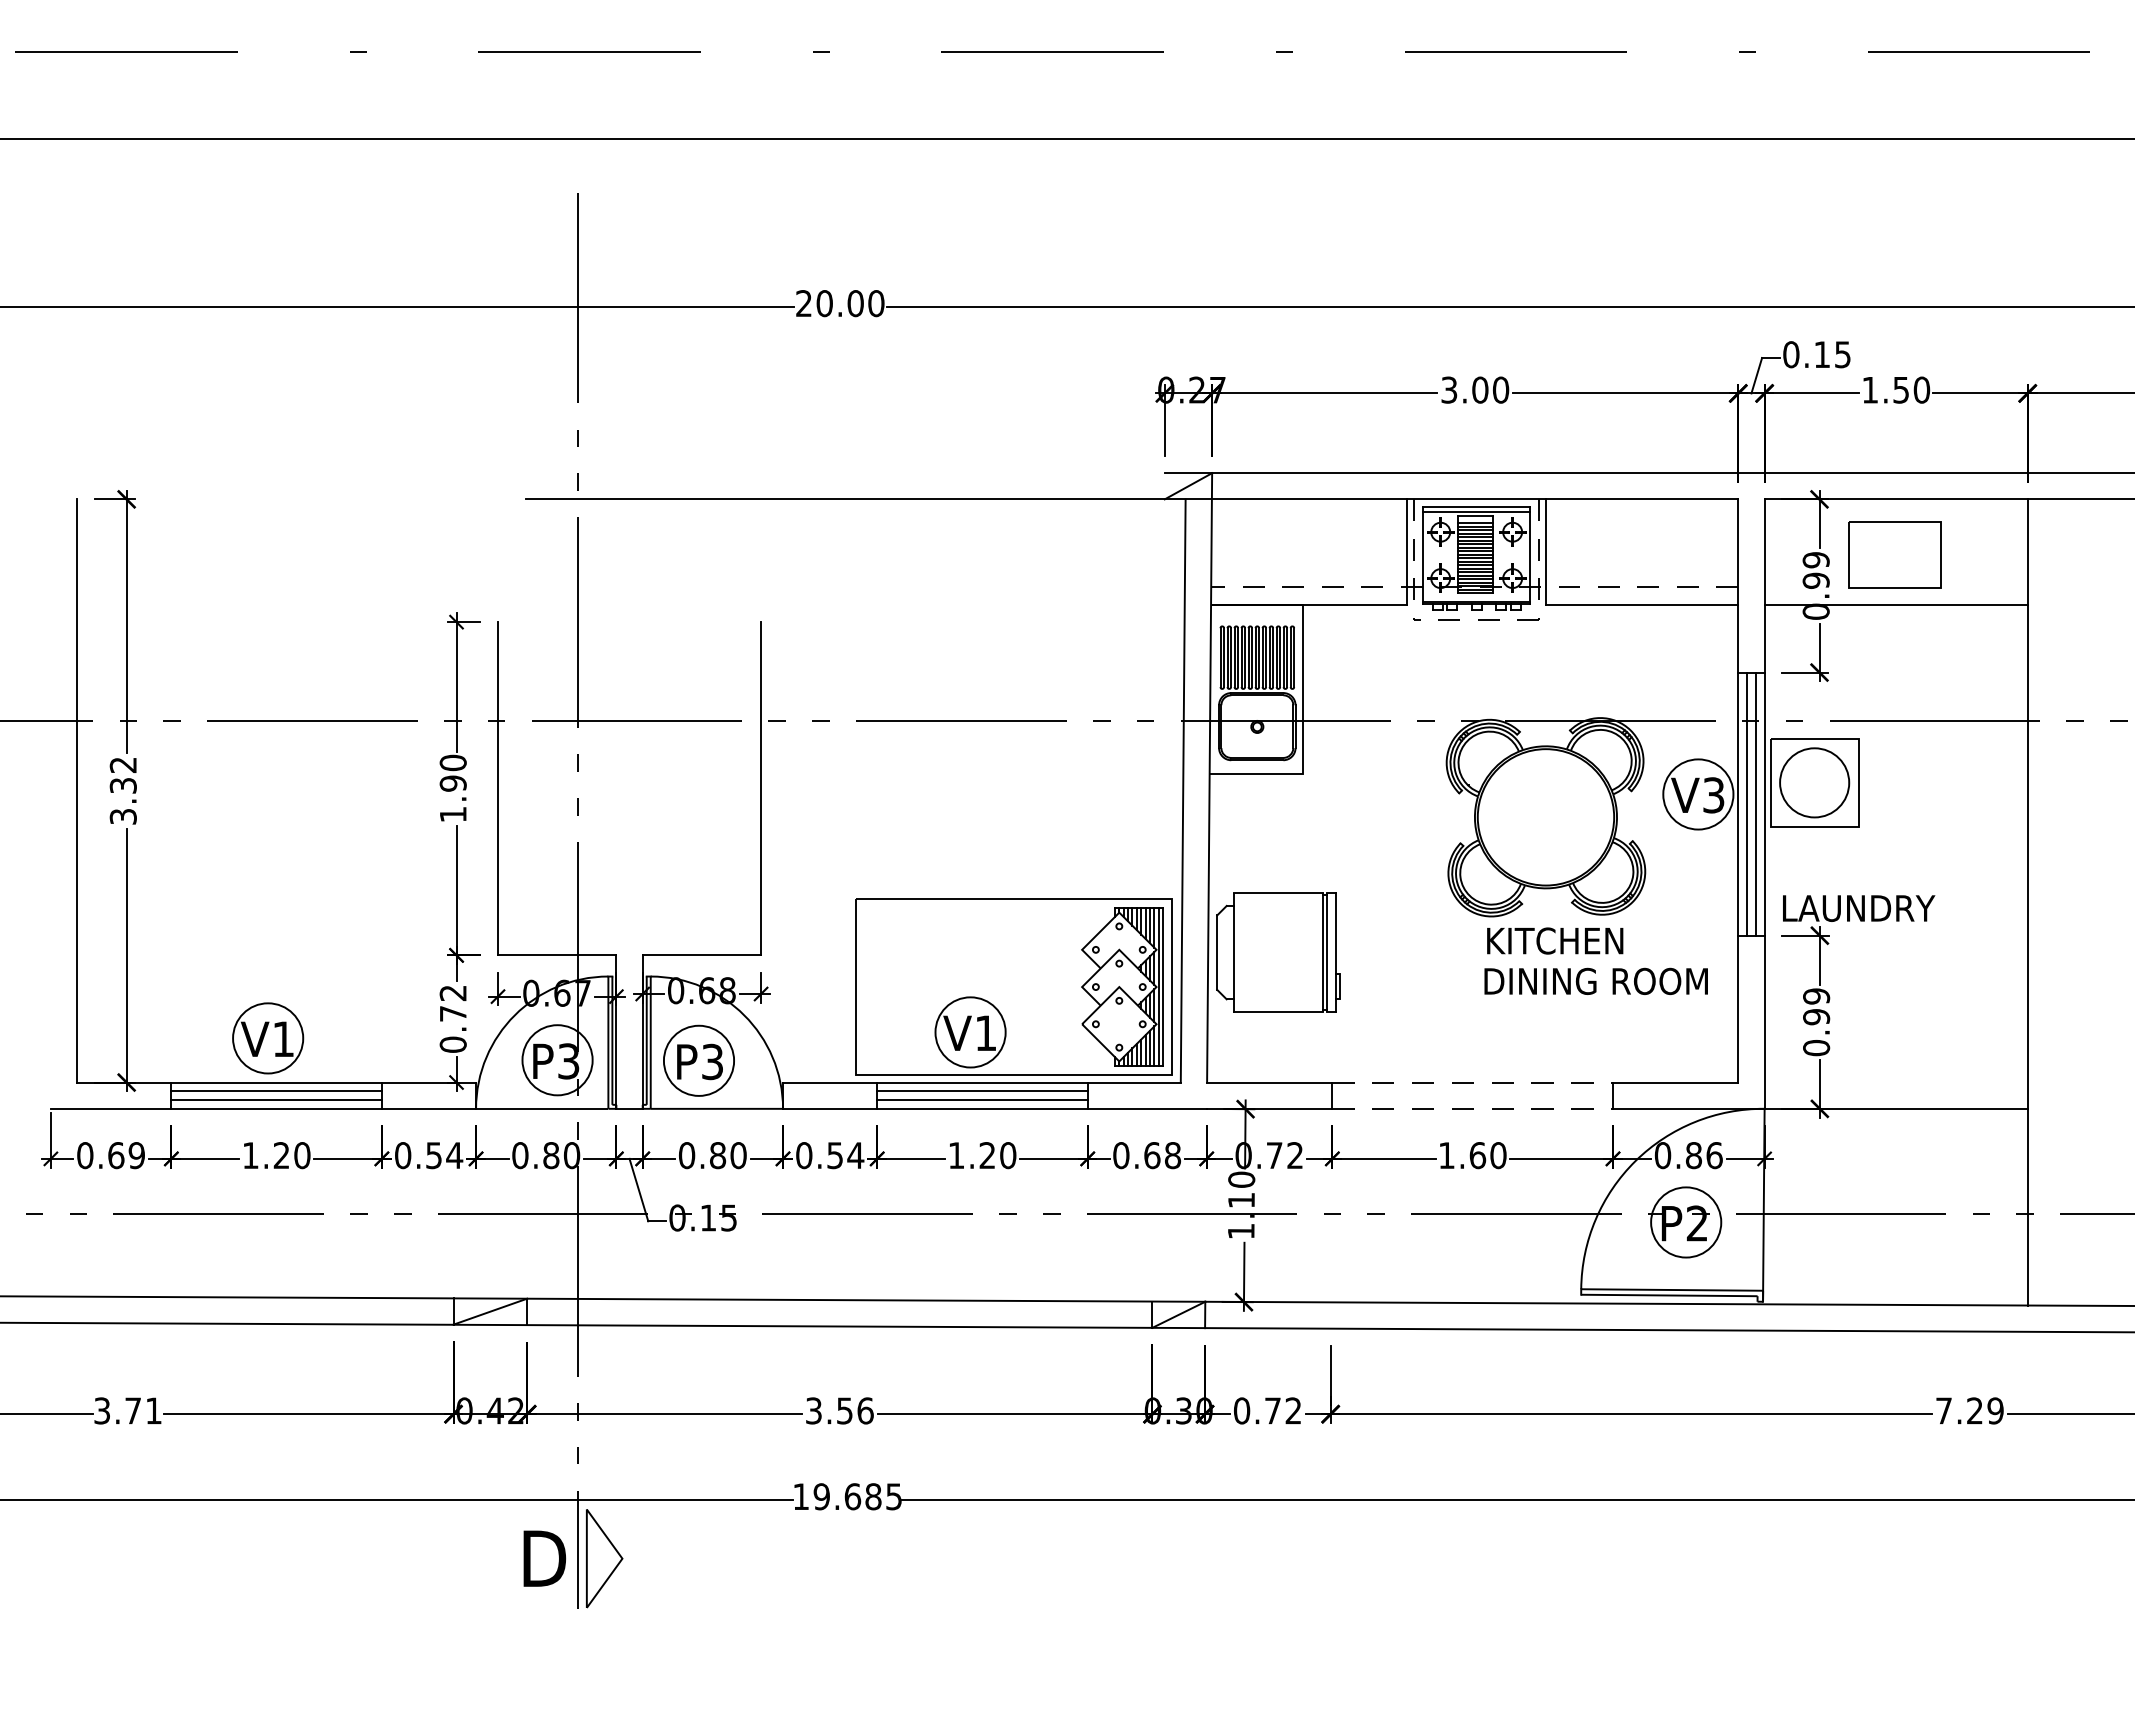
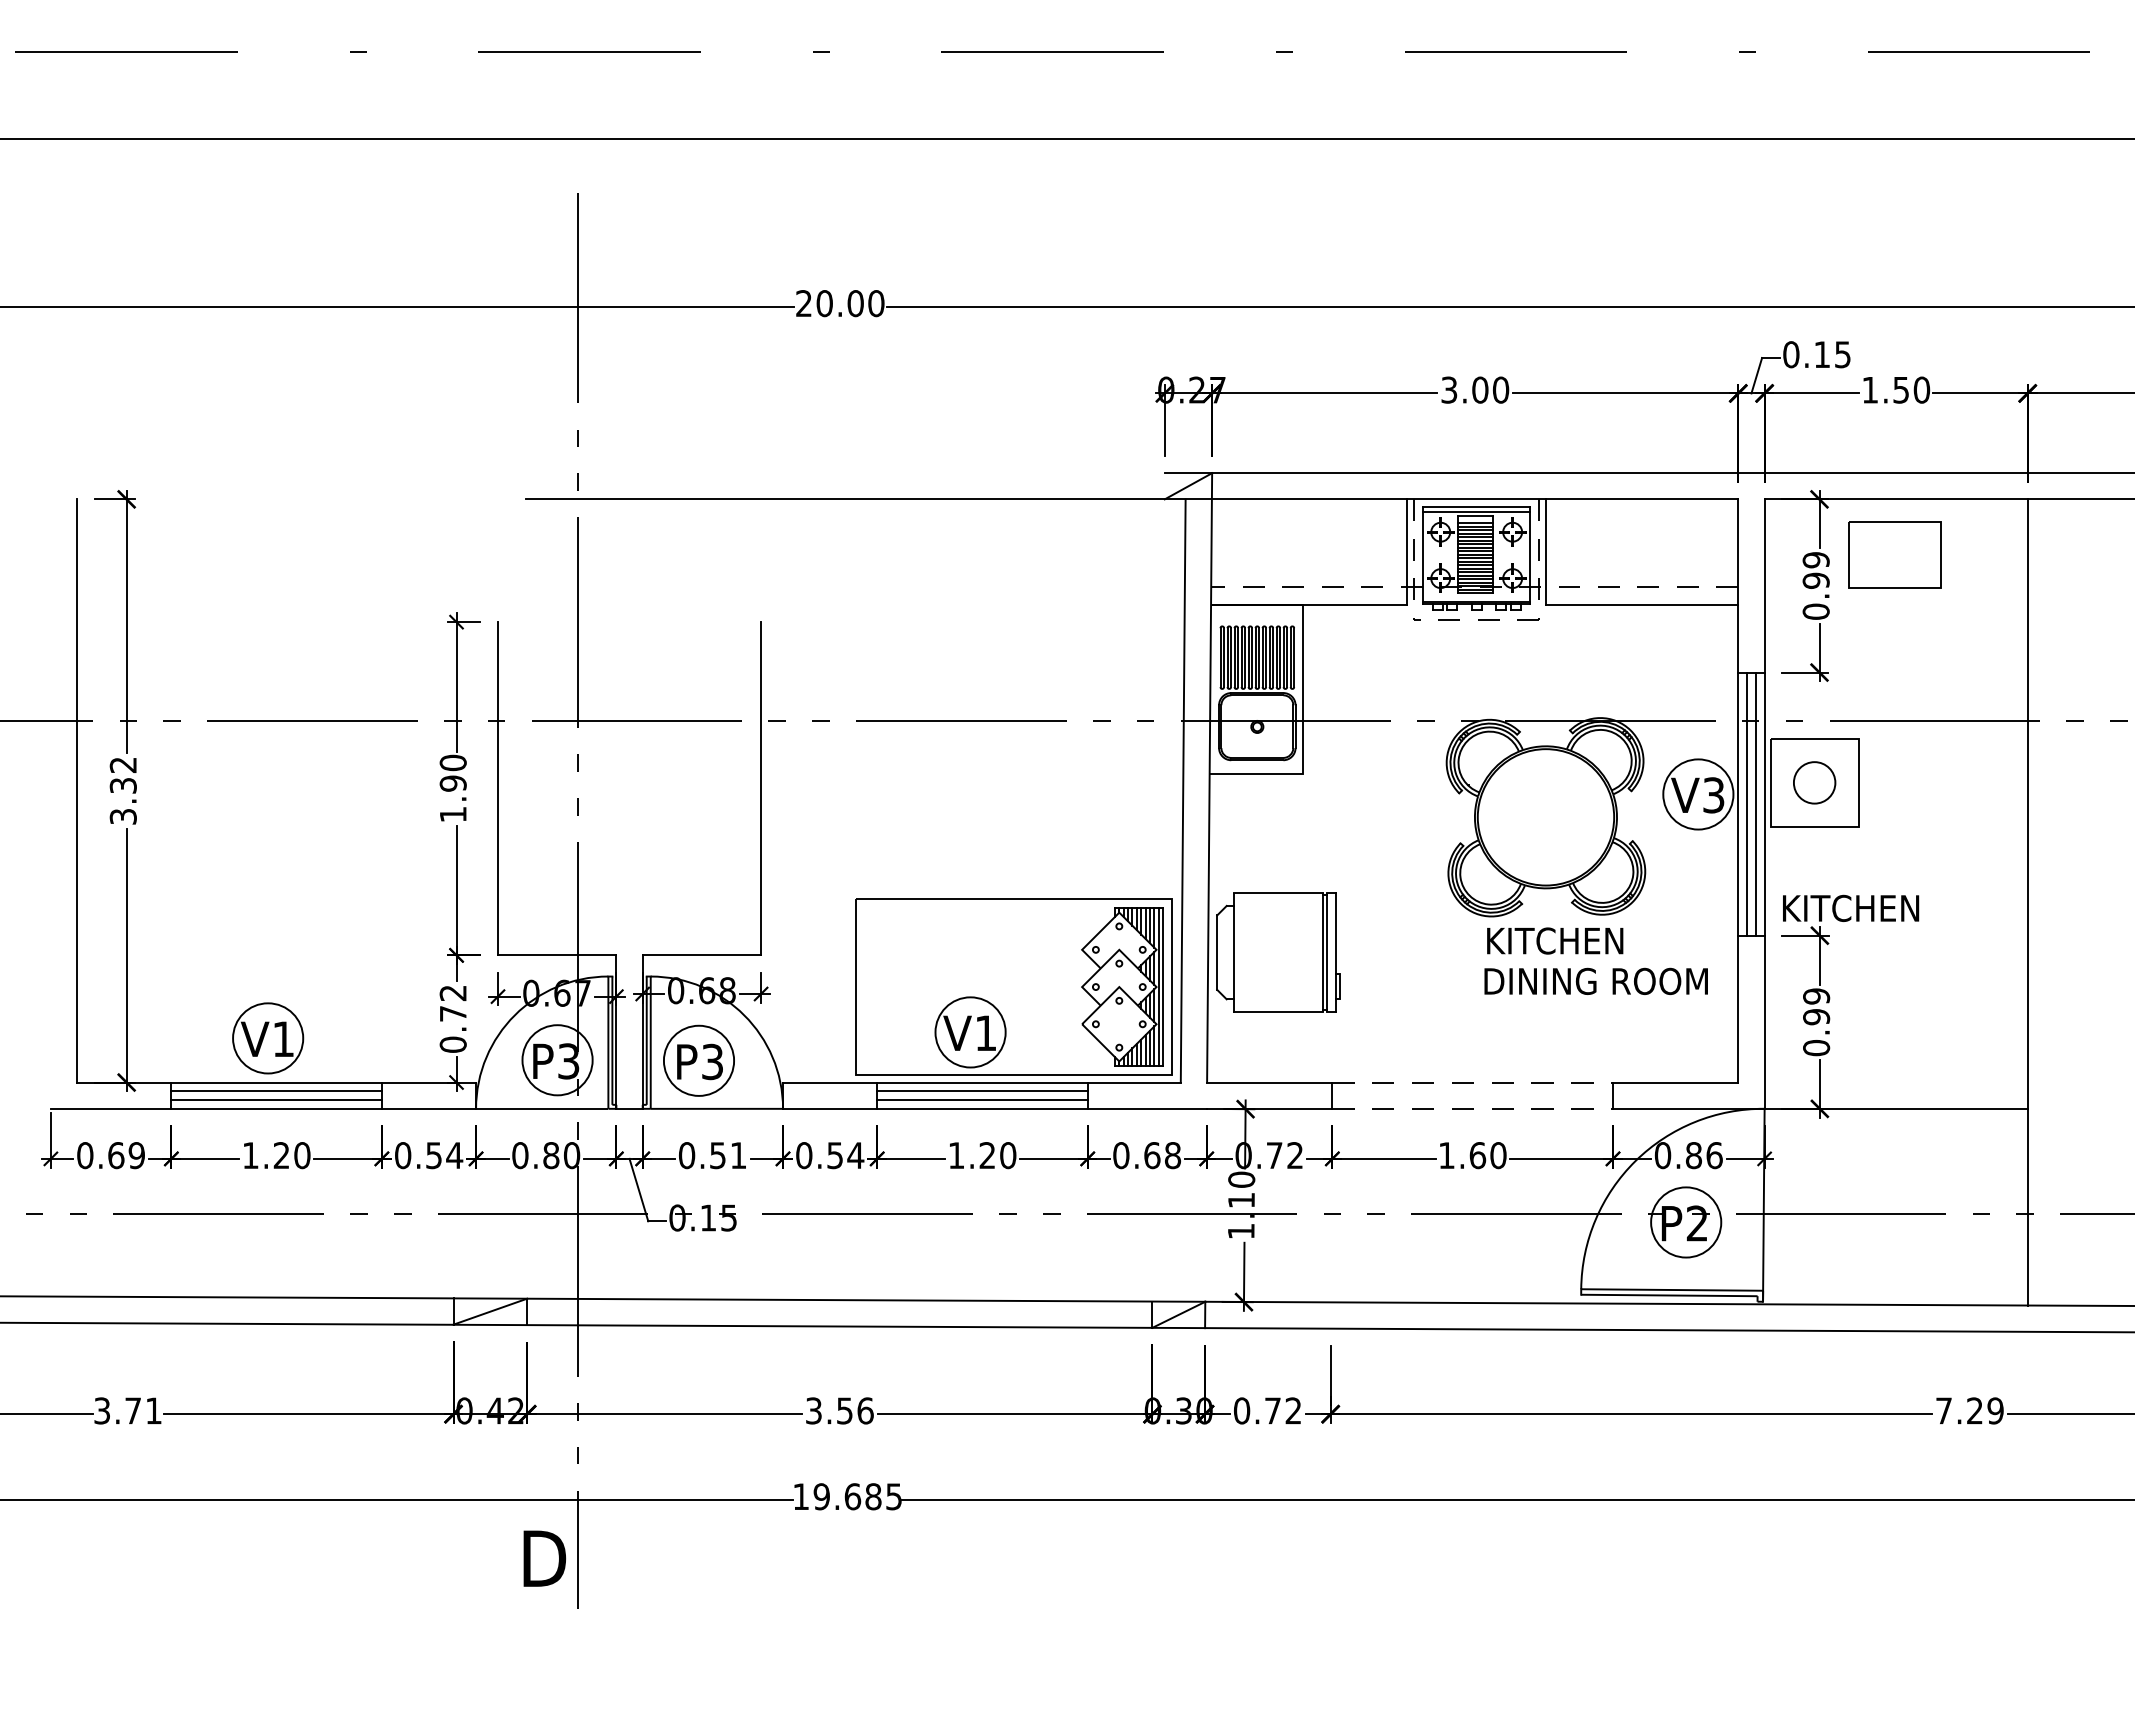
line: present -> none (1895, 604)
circle diameter: 69 px -> 41 px (1814, 782)
text: LAUNDRY -> KITCHEN (1860, 908)
text: 0.80 -> 0.51 (728, 1155)
part: present -> none (604, 1558)
